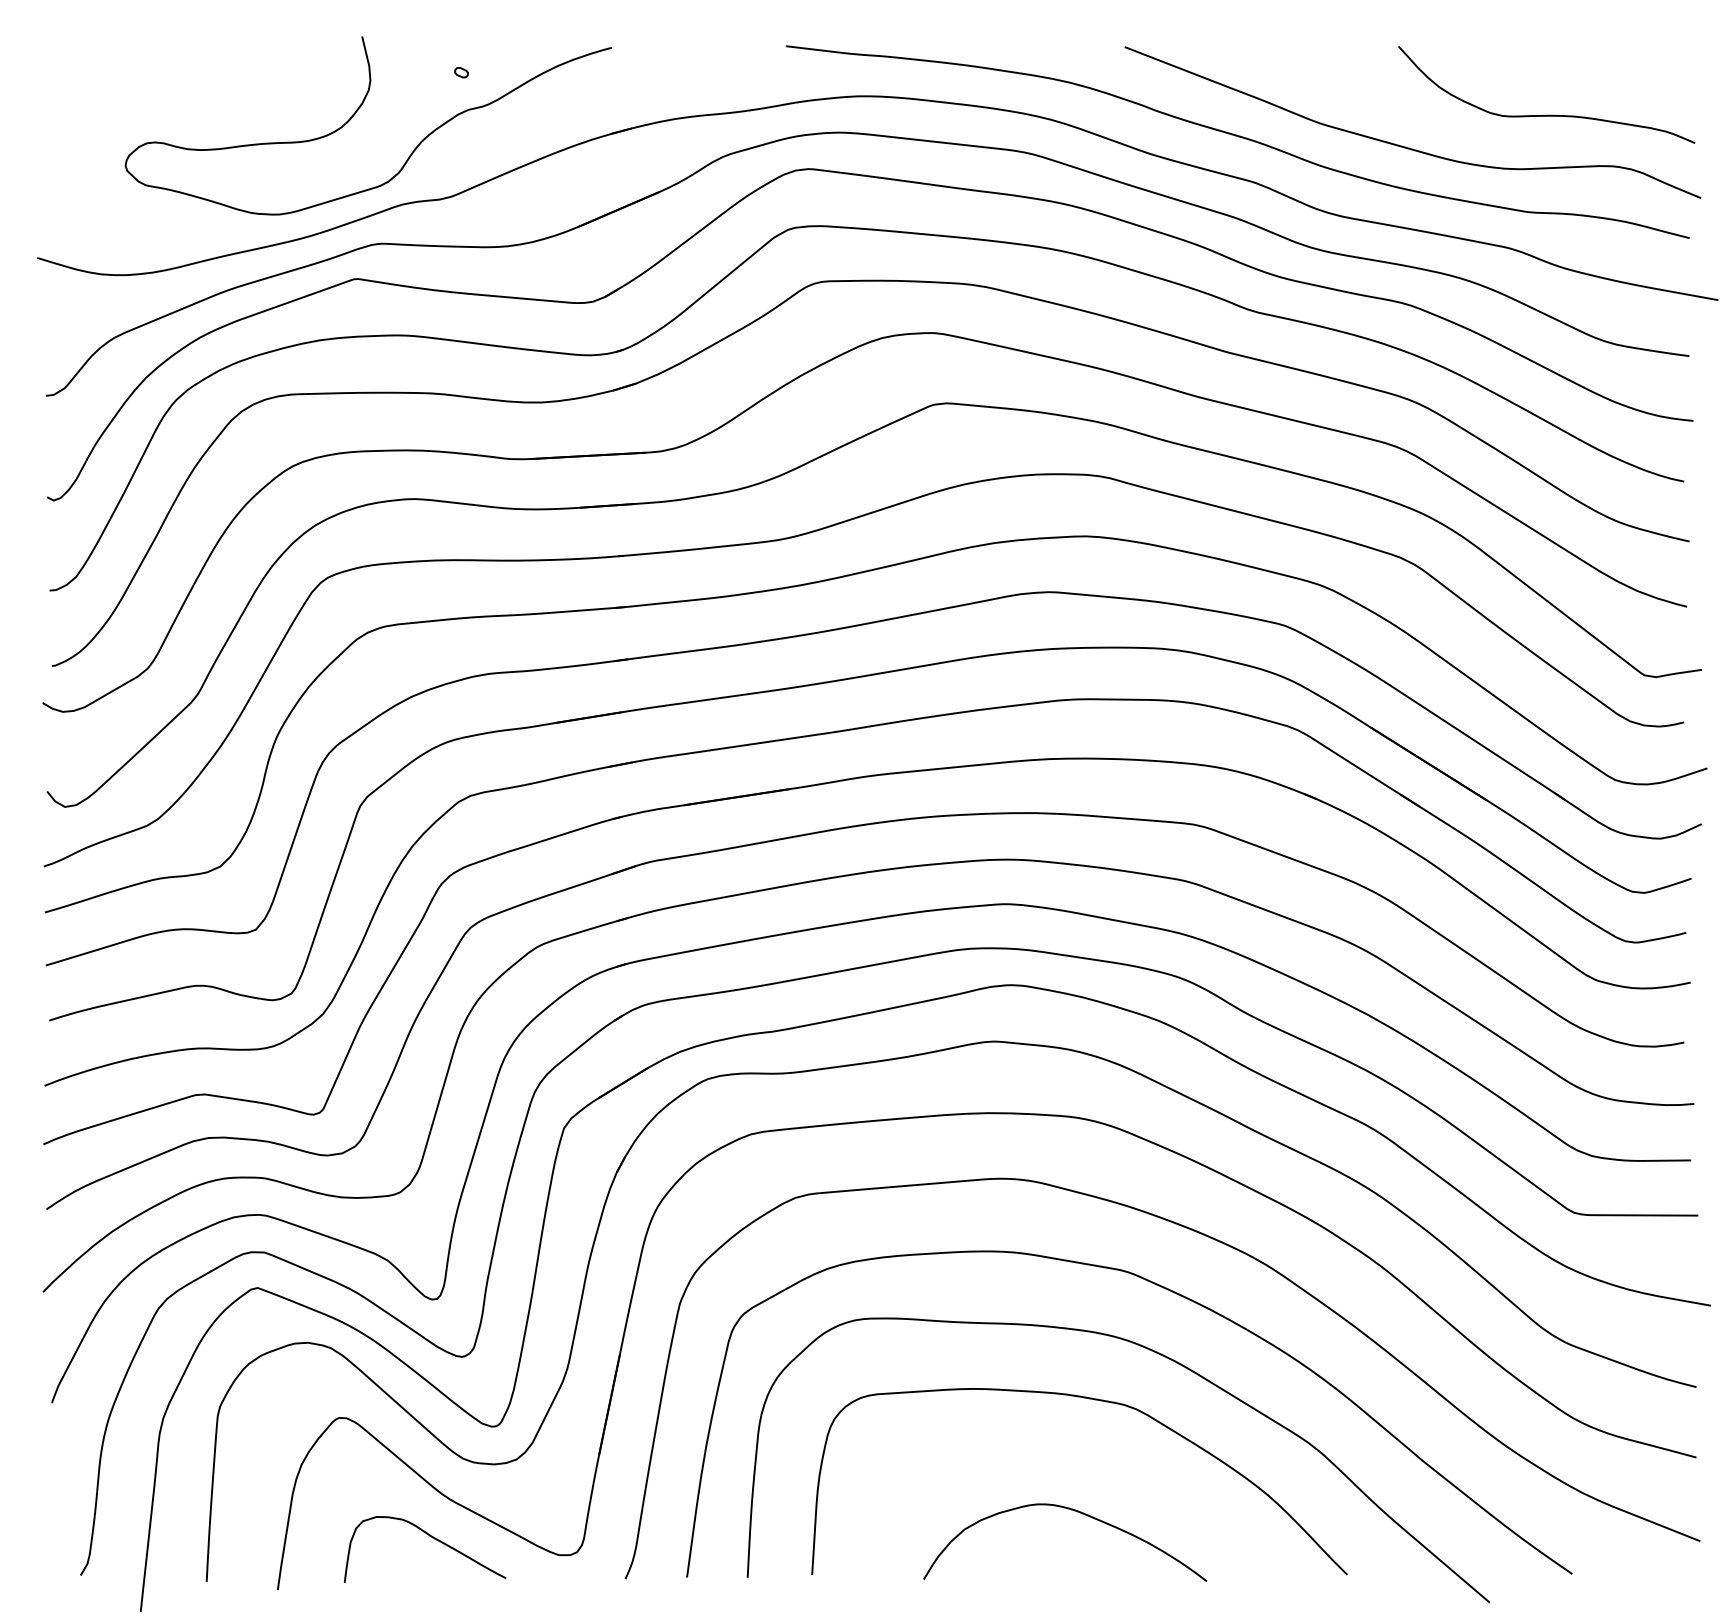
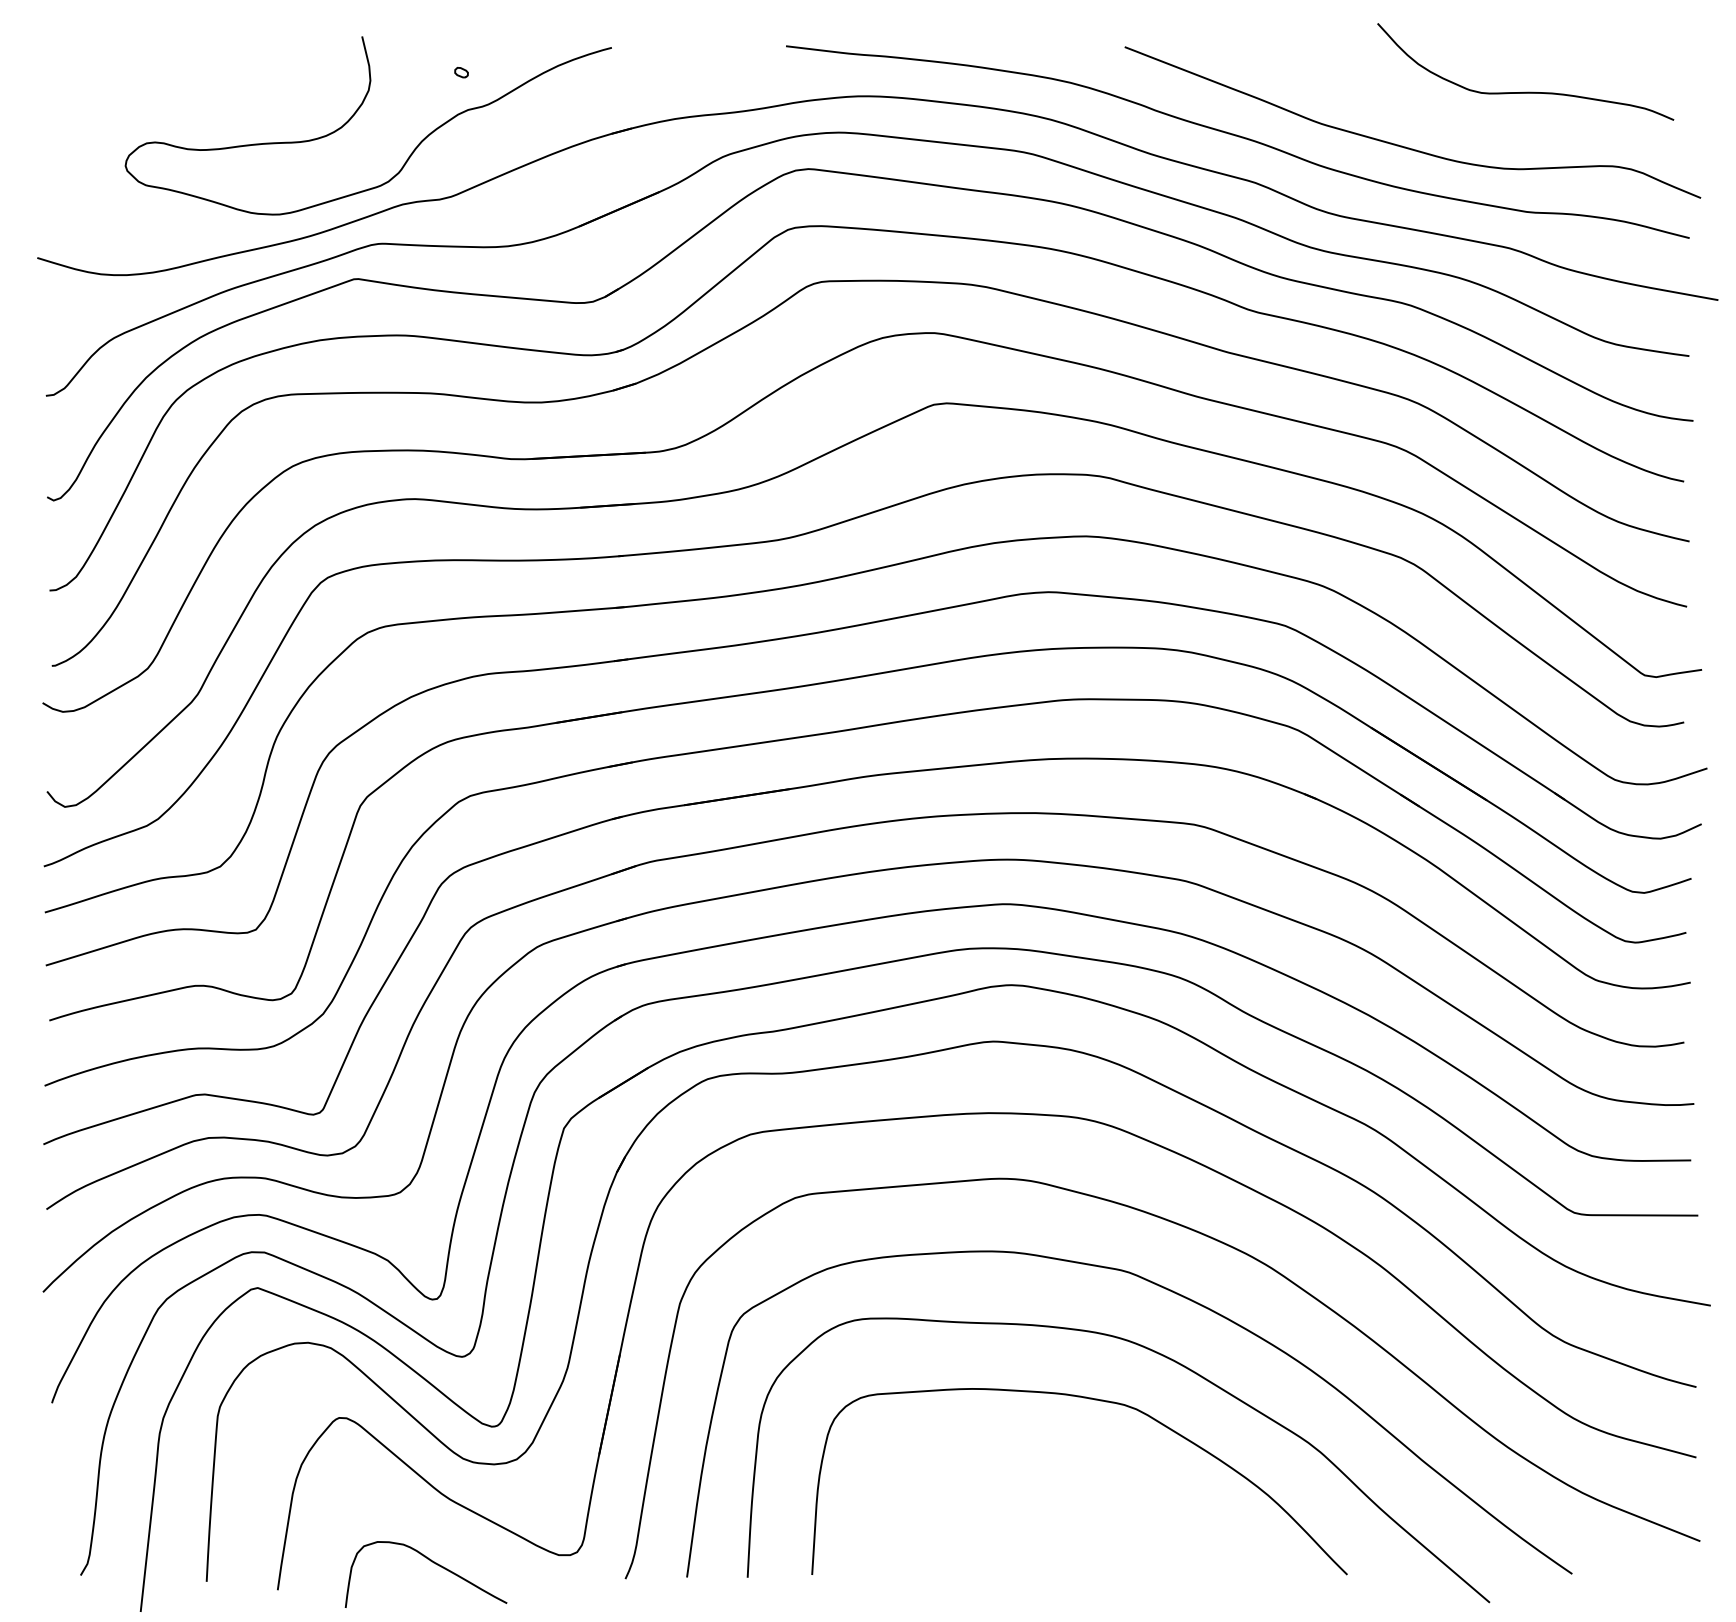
curve position: (1546, 114) -> (1525, 91) (1525, 91)
curve: present -> none (1074, 1511)
curve position: (432, 1538) -> (433, 1563) (433, 1563)
